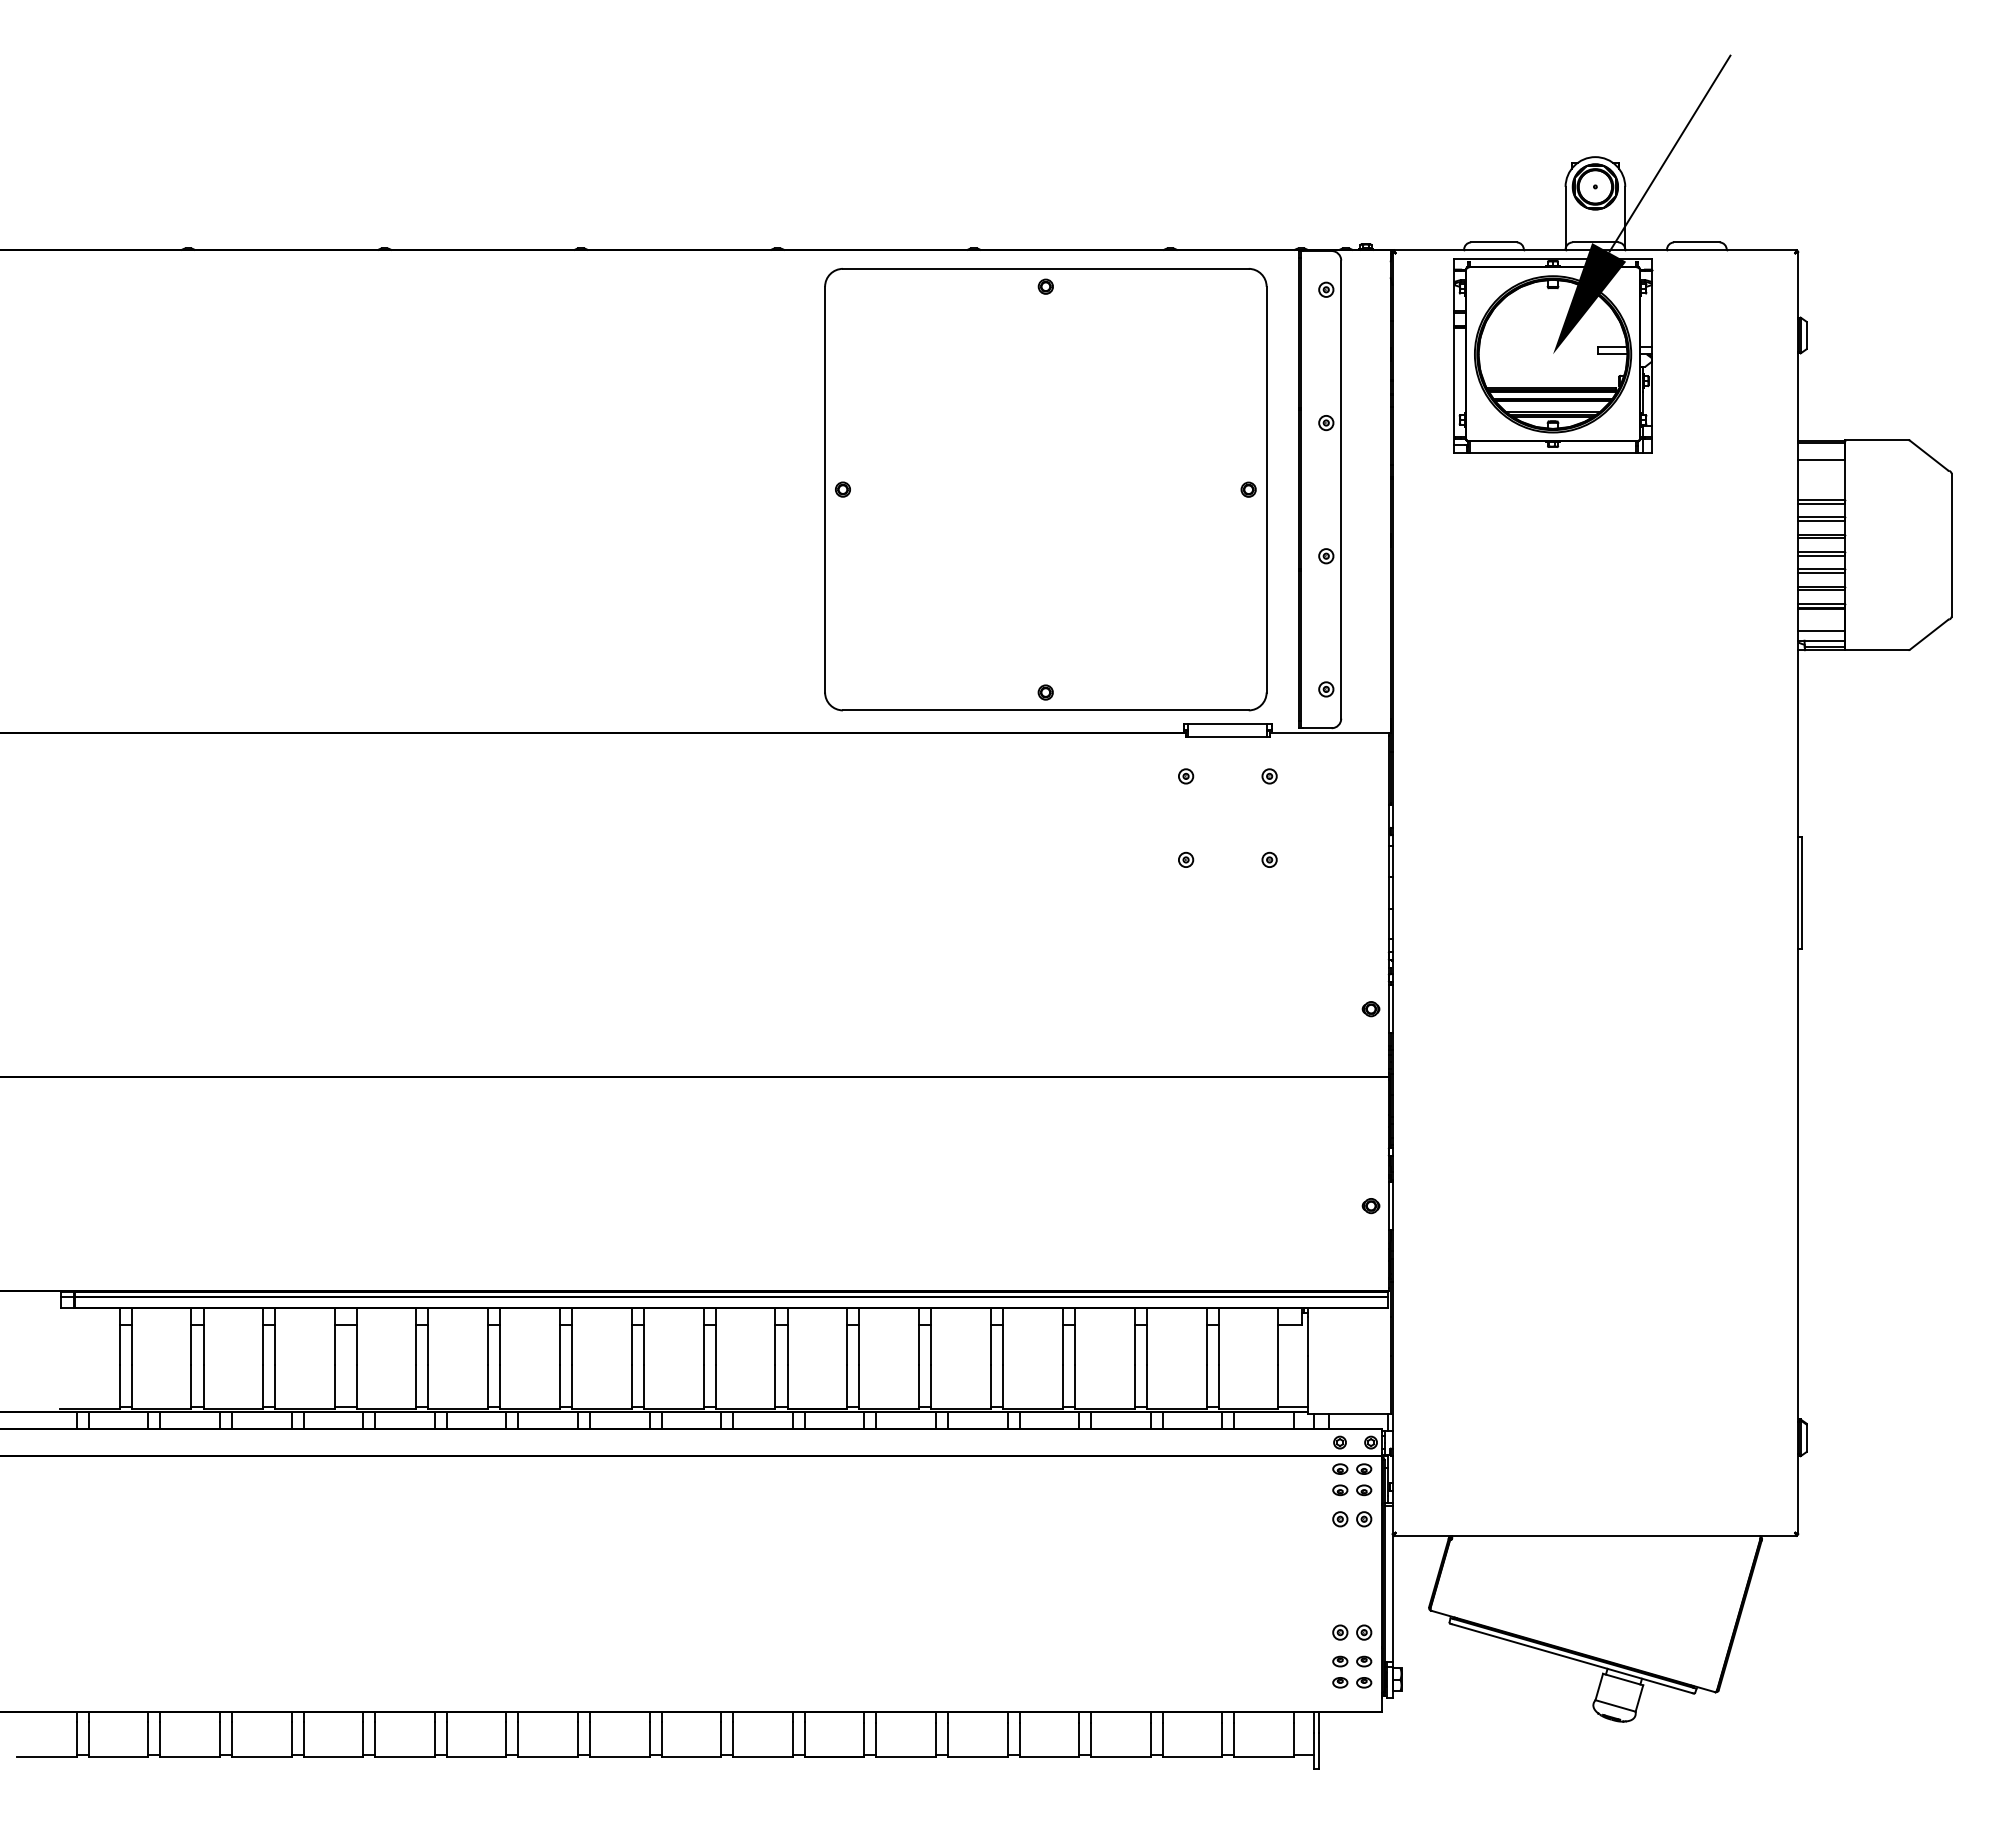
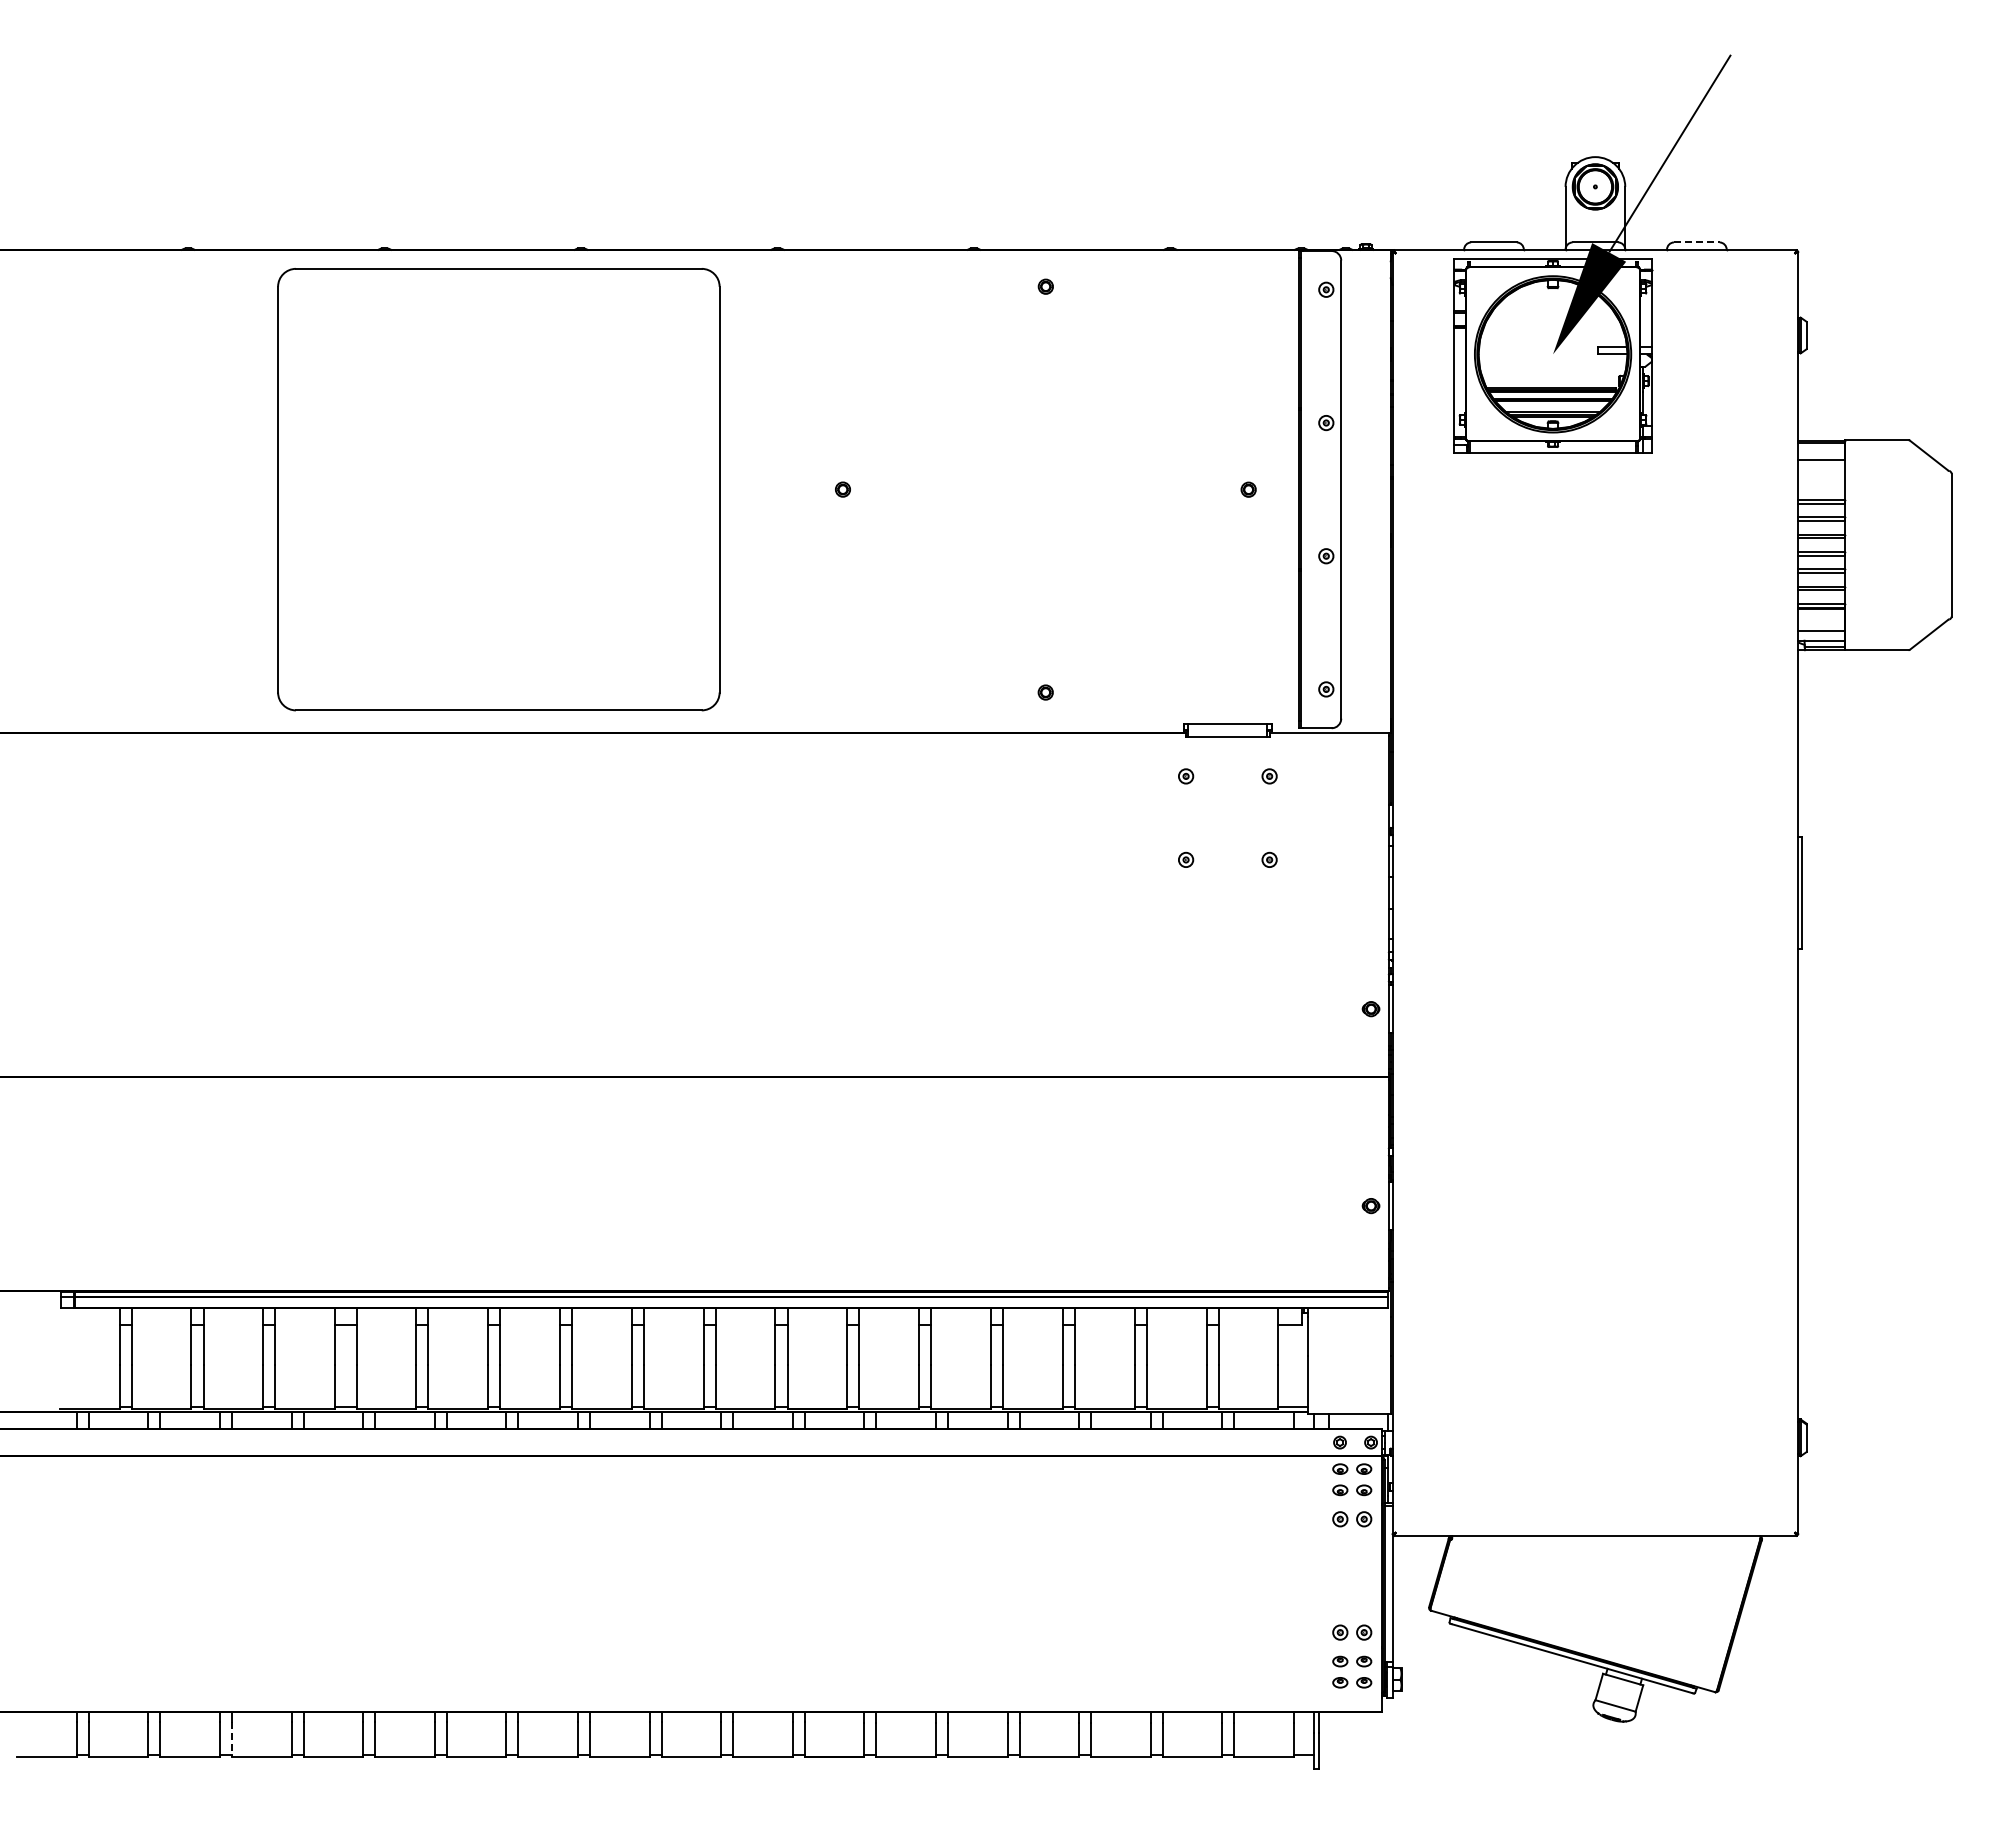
line: solid -> dashed (1696, 242)
part position: (1045, 489) -> (498, 489) (498, 489)
line: solid -> dashed (231, 1740)
